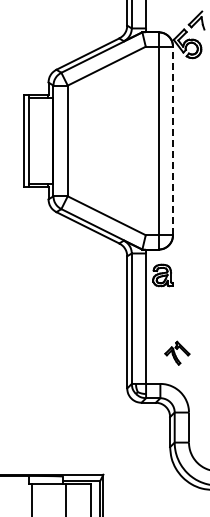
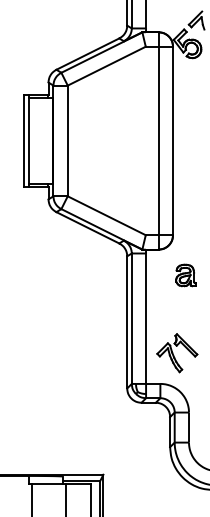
line: dashed -> solid (173, 140)
part position: (162, 275) -> (185, 275) (185, 275)
part size: 27x26 px -> 43x41 px (177, 353)
